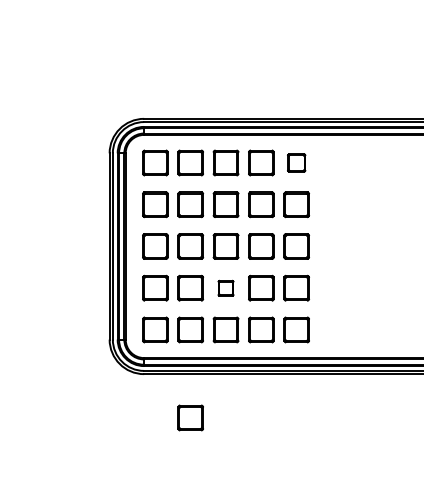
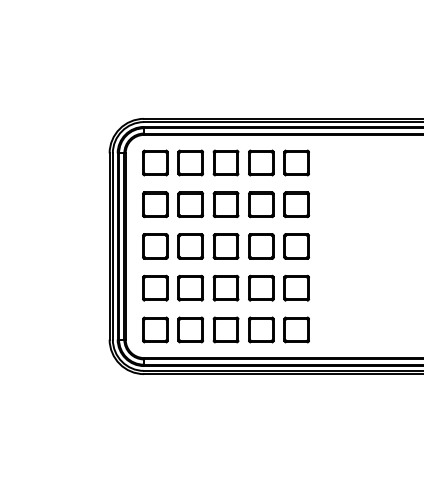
part size: 20x20 px -> 27x28 px (296, 162)
part size: 18x18 px -> 28x27 px (225, 288)
part: present -> none (190, 417)
